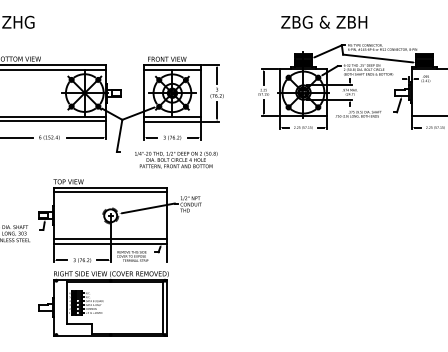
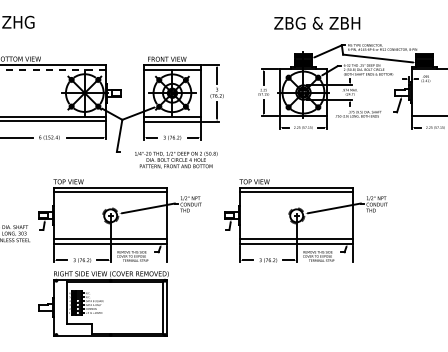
text position: (324, 21) -> (317, 22) (317, 22)
line: solid -> dashed (53, 69)
part: none -> present (305, 220)
